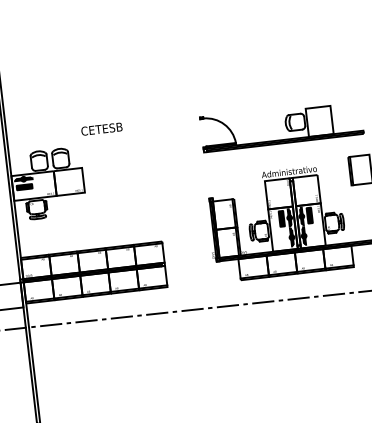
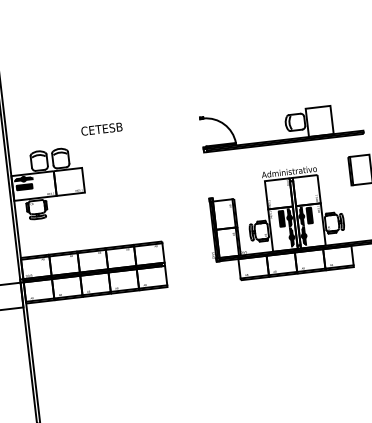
line: present -> none (185, 310)
